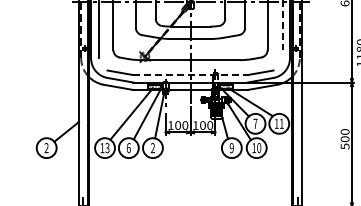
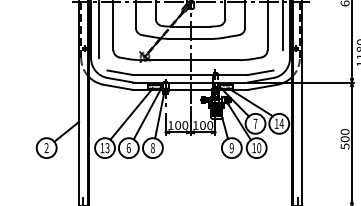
line: dashed -> solid (282, 25)
line: dashed -> solid (191, 75)
text: 11 -> 14 (281, 123)
text: 2 -> 8 (152, 148)
